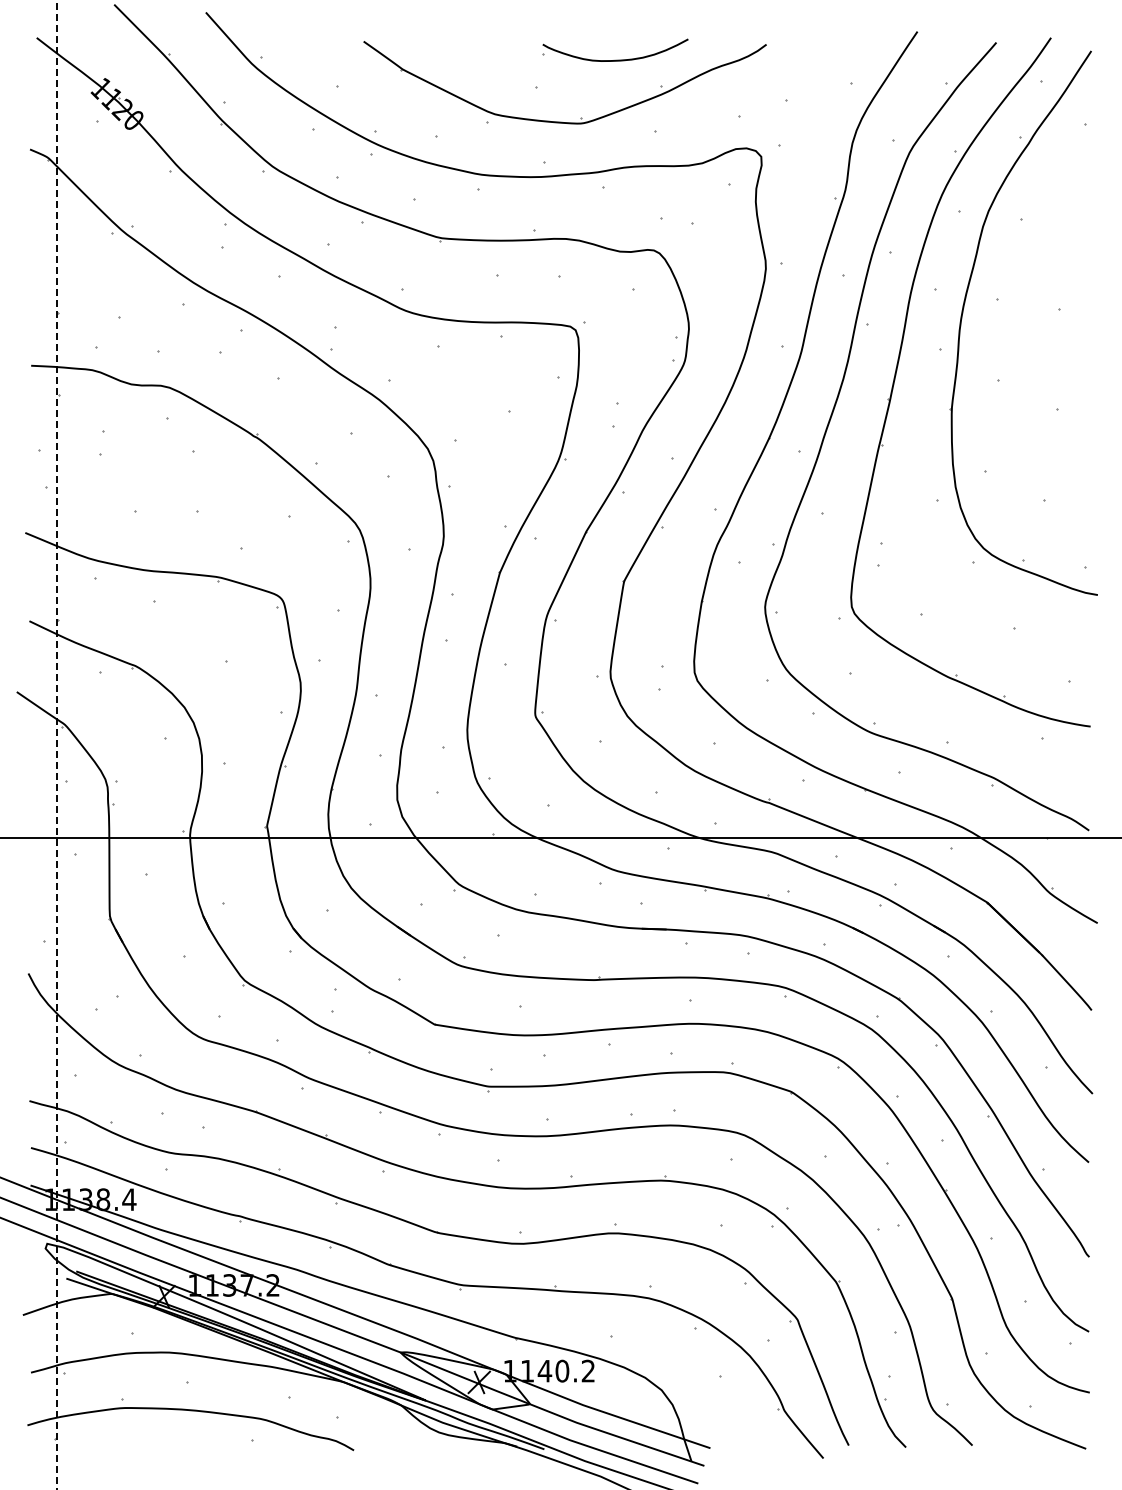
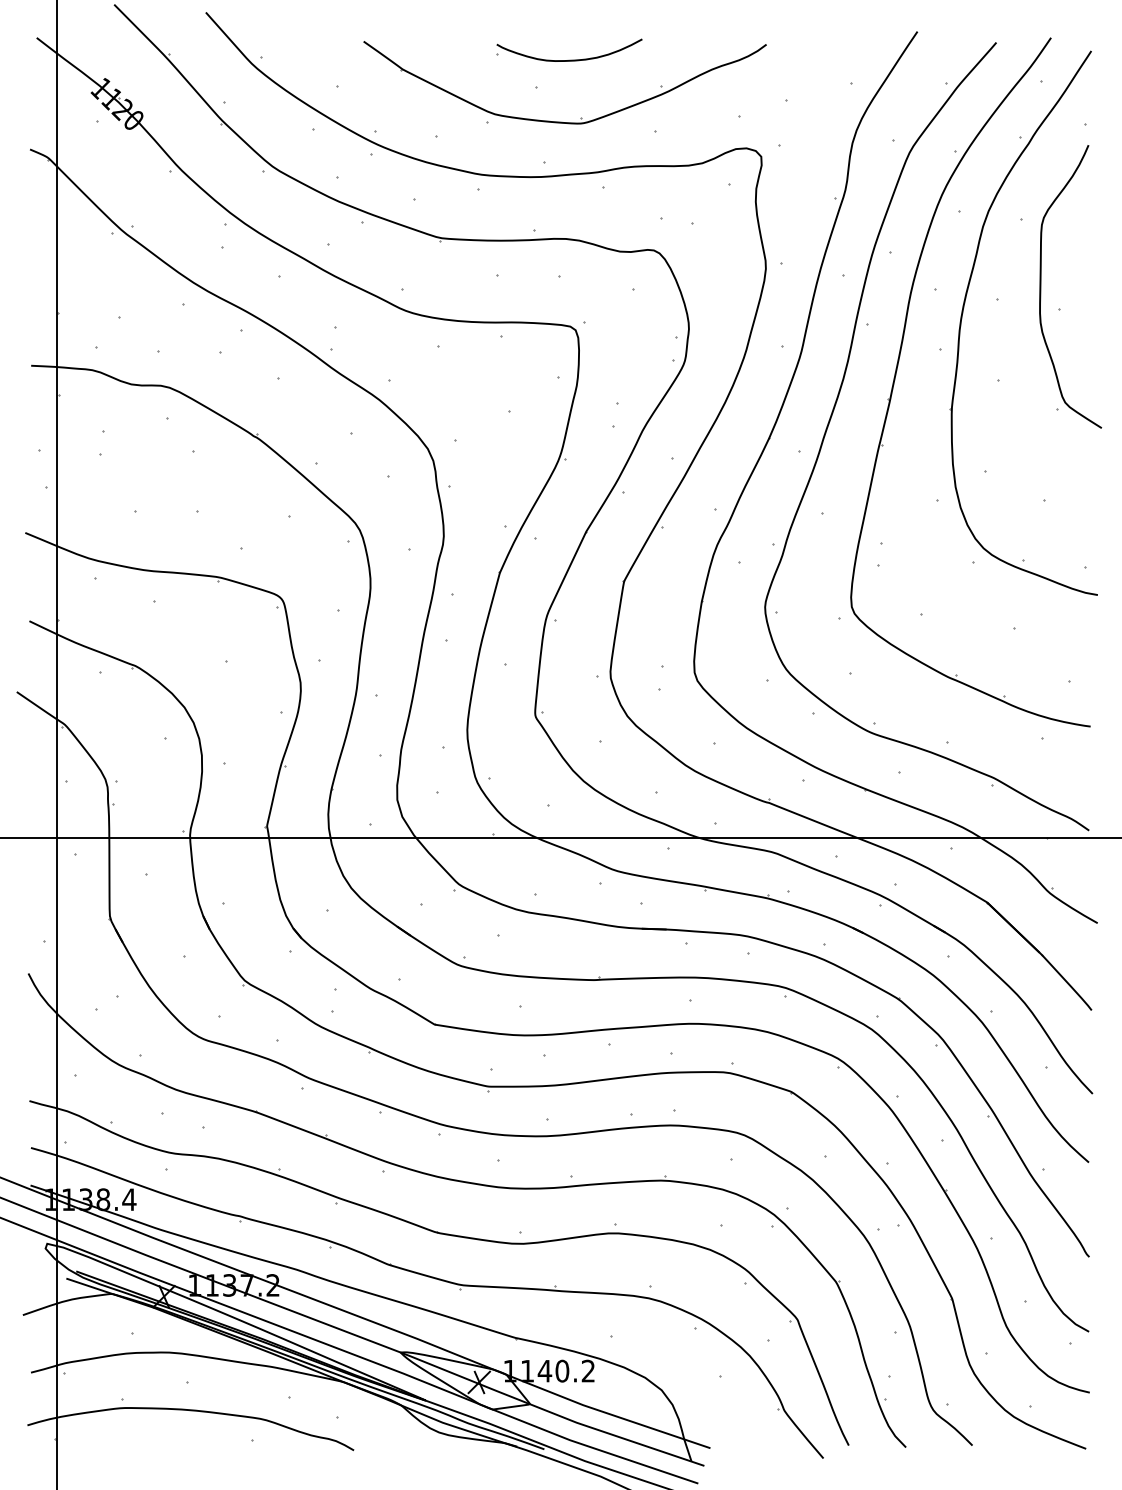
part position: (615, 59) -> (569, 59) (569, 59)
curve: none -> present (1041, 286)
line: dashed -> solid (56, 745)
